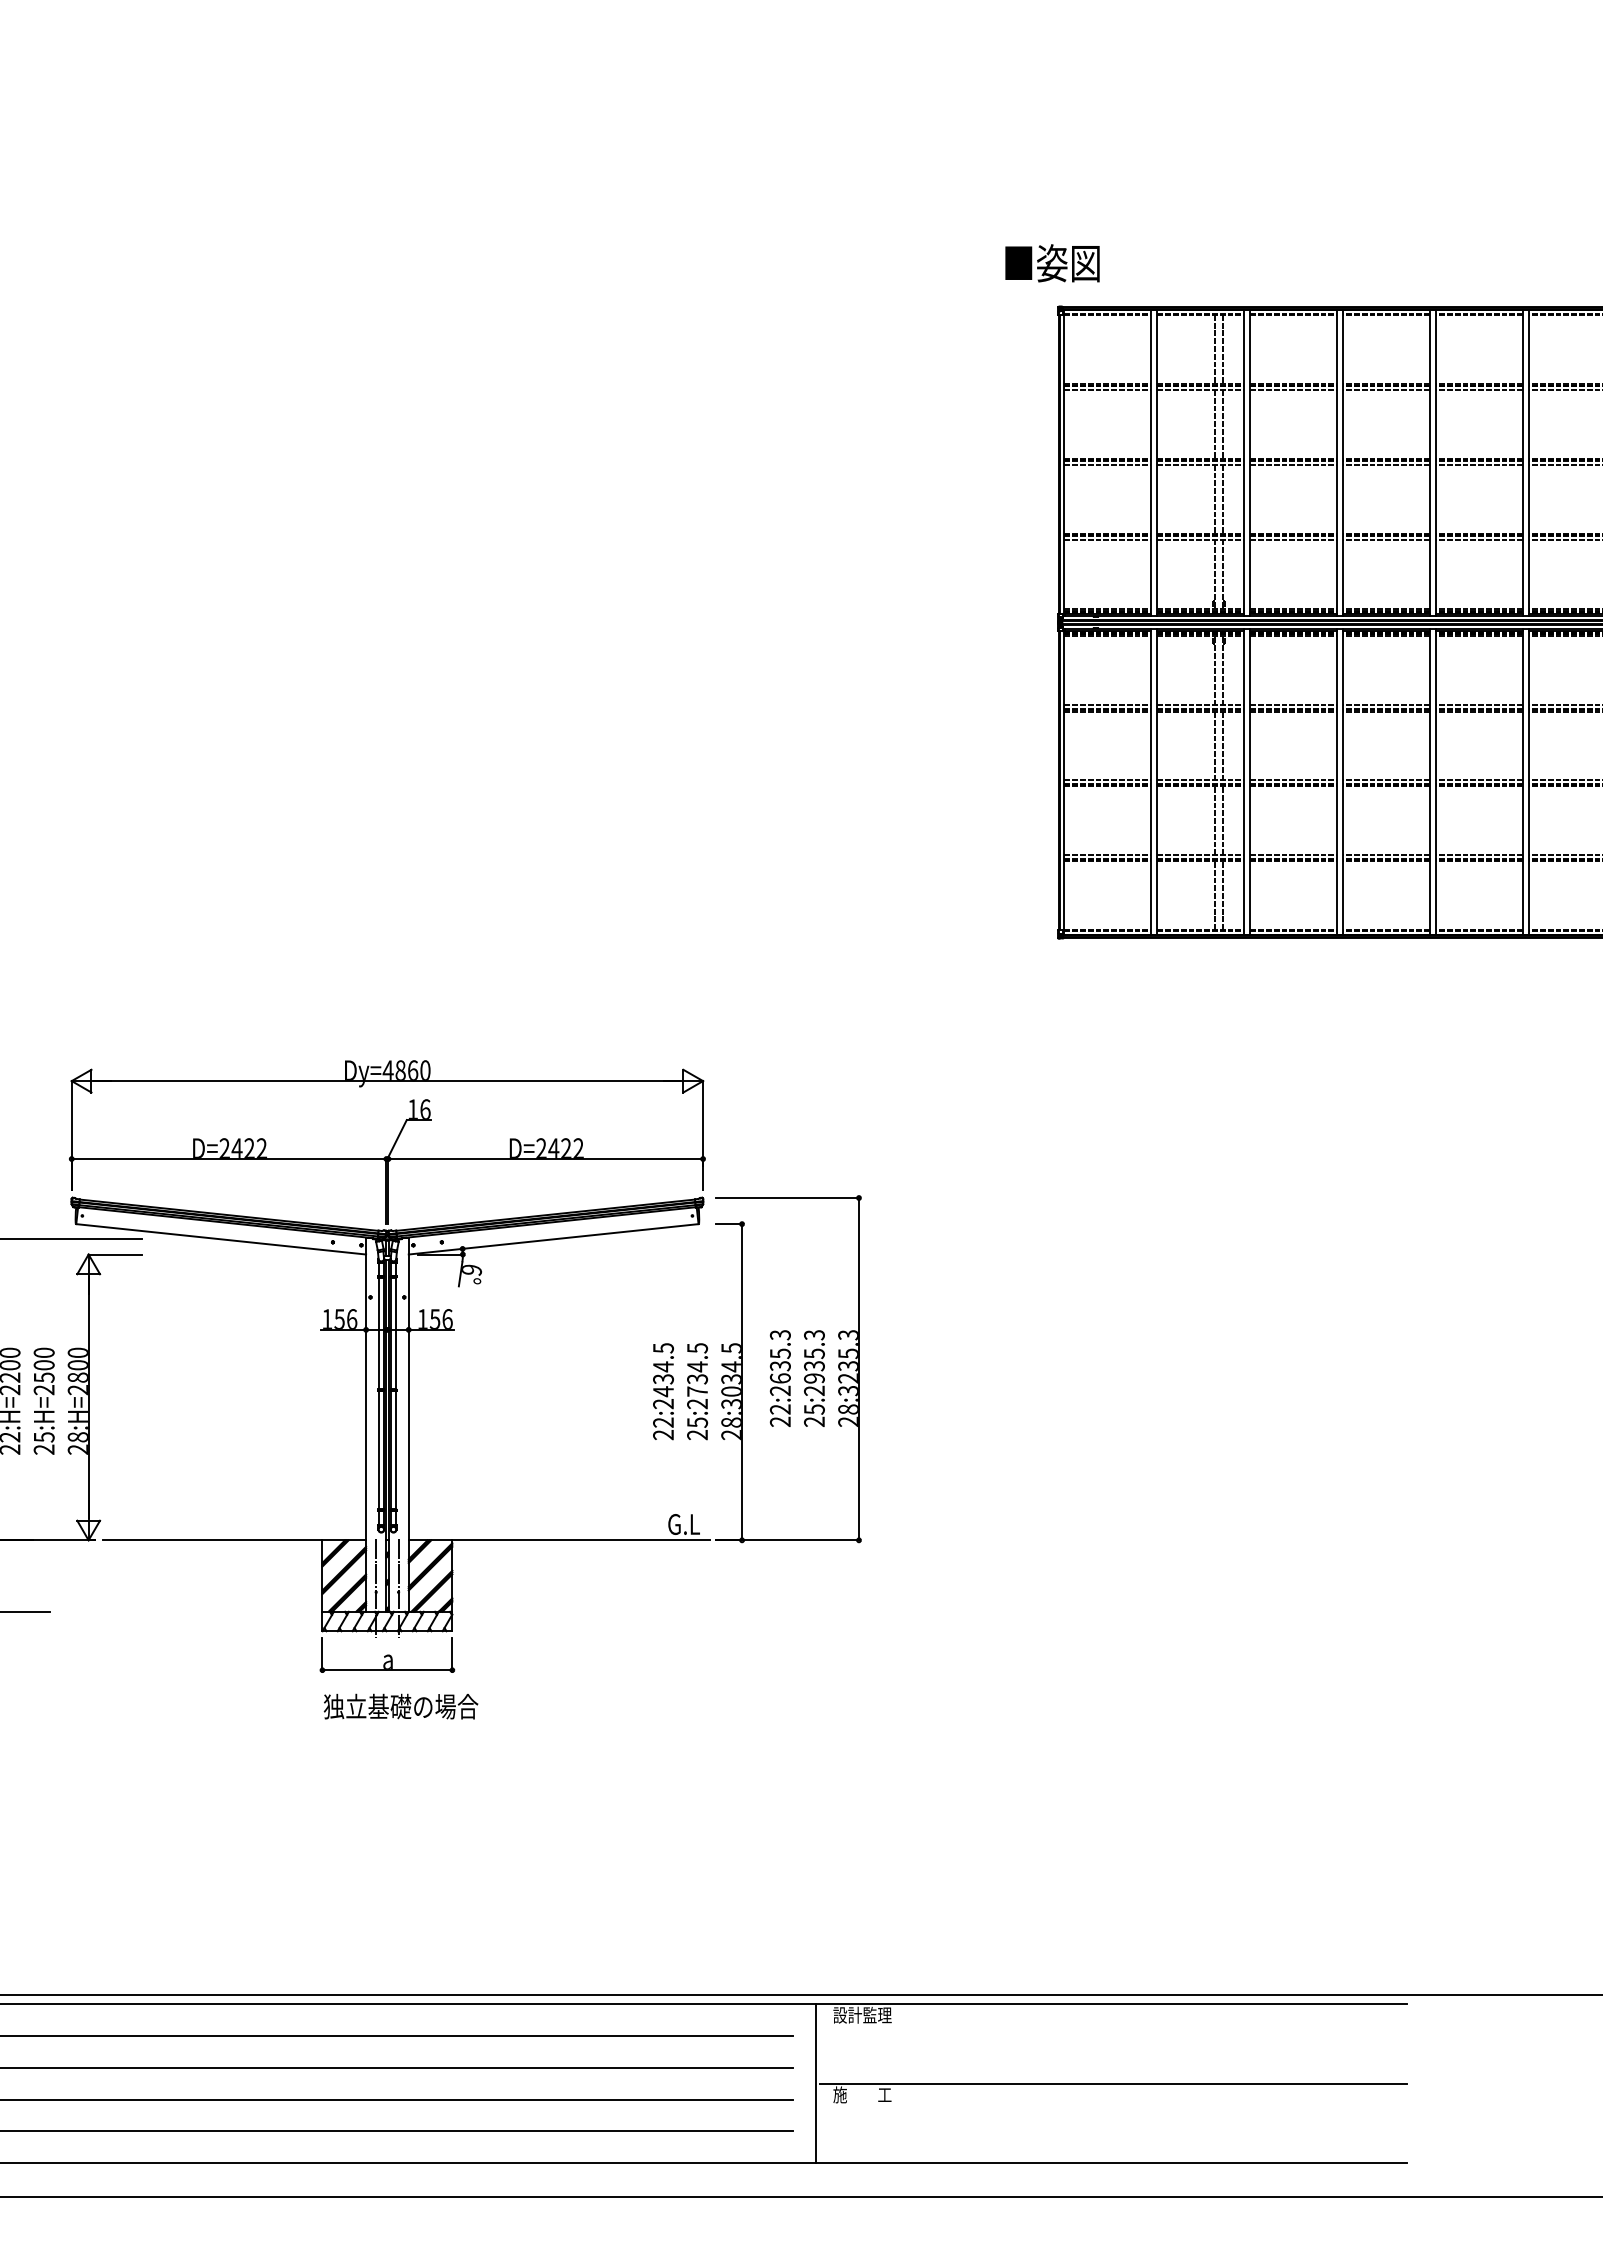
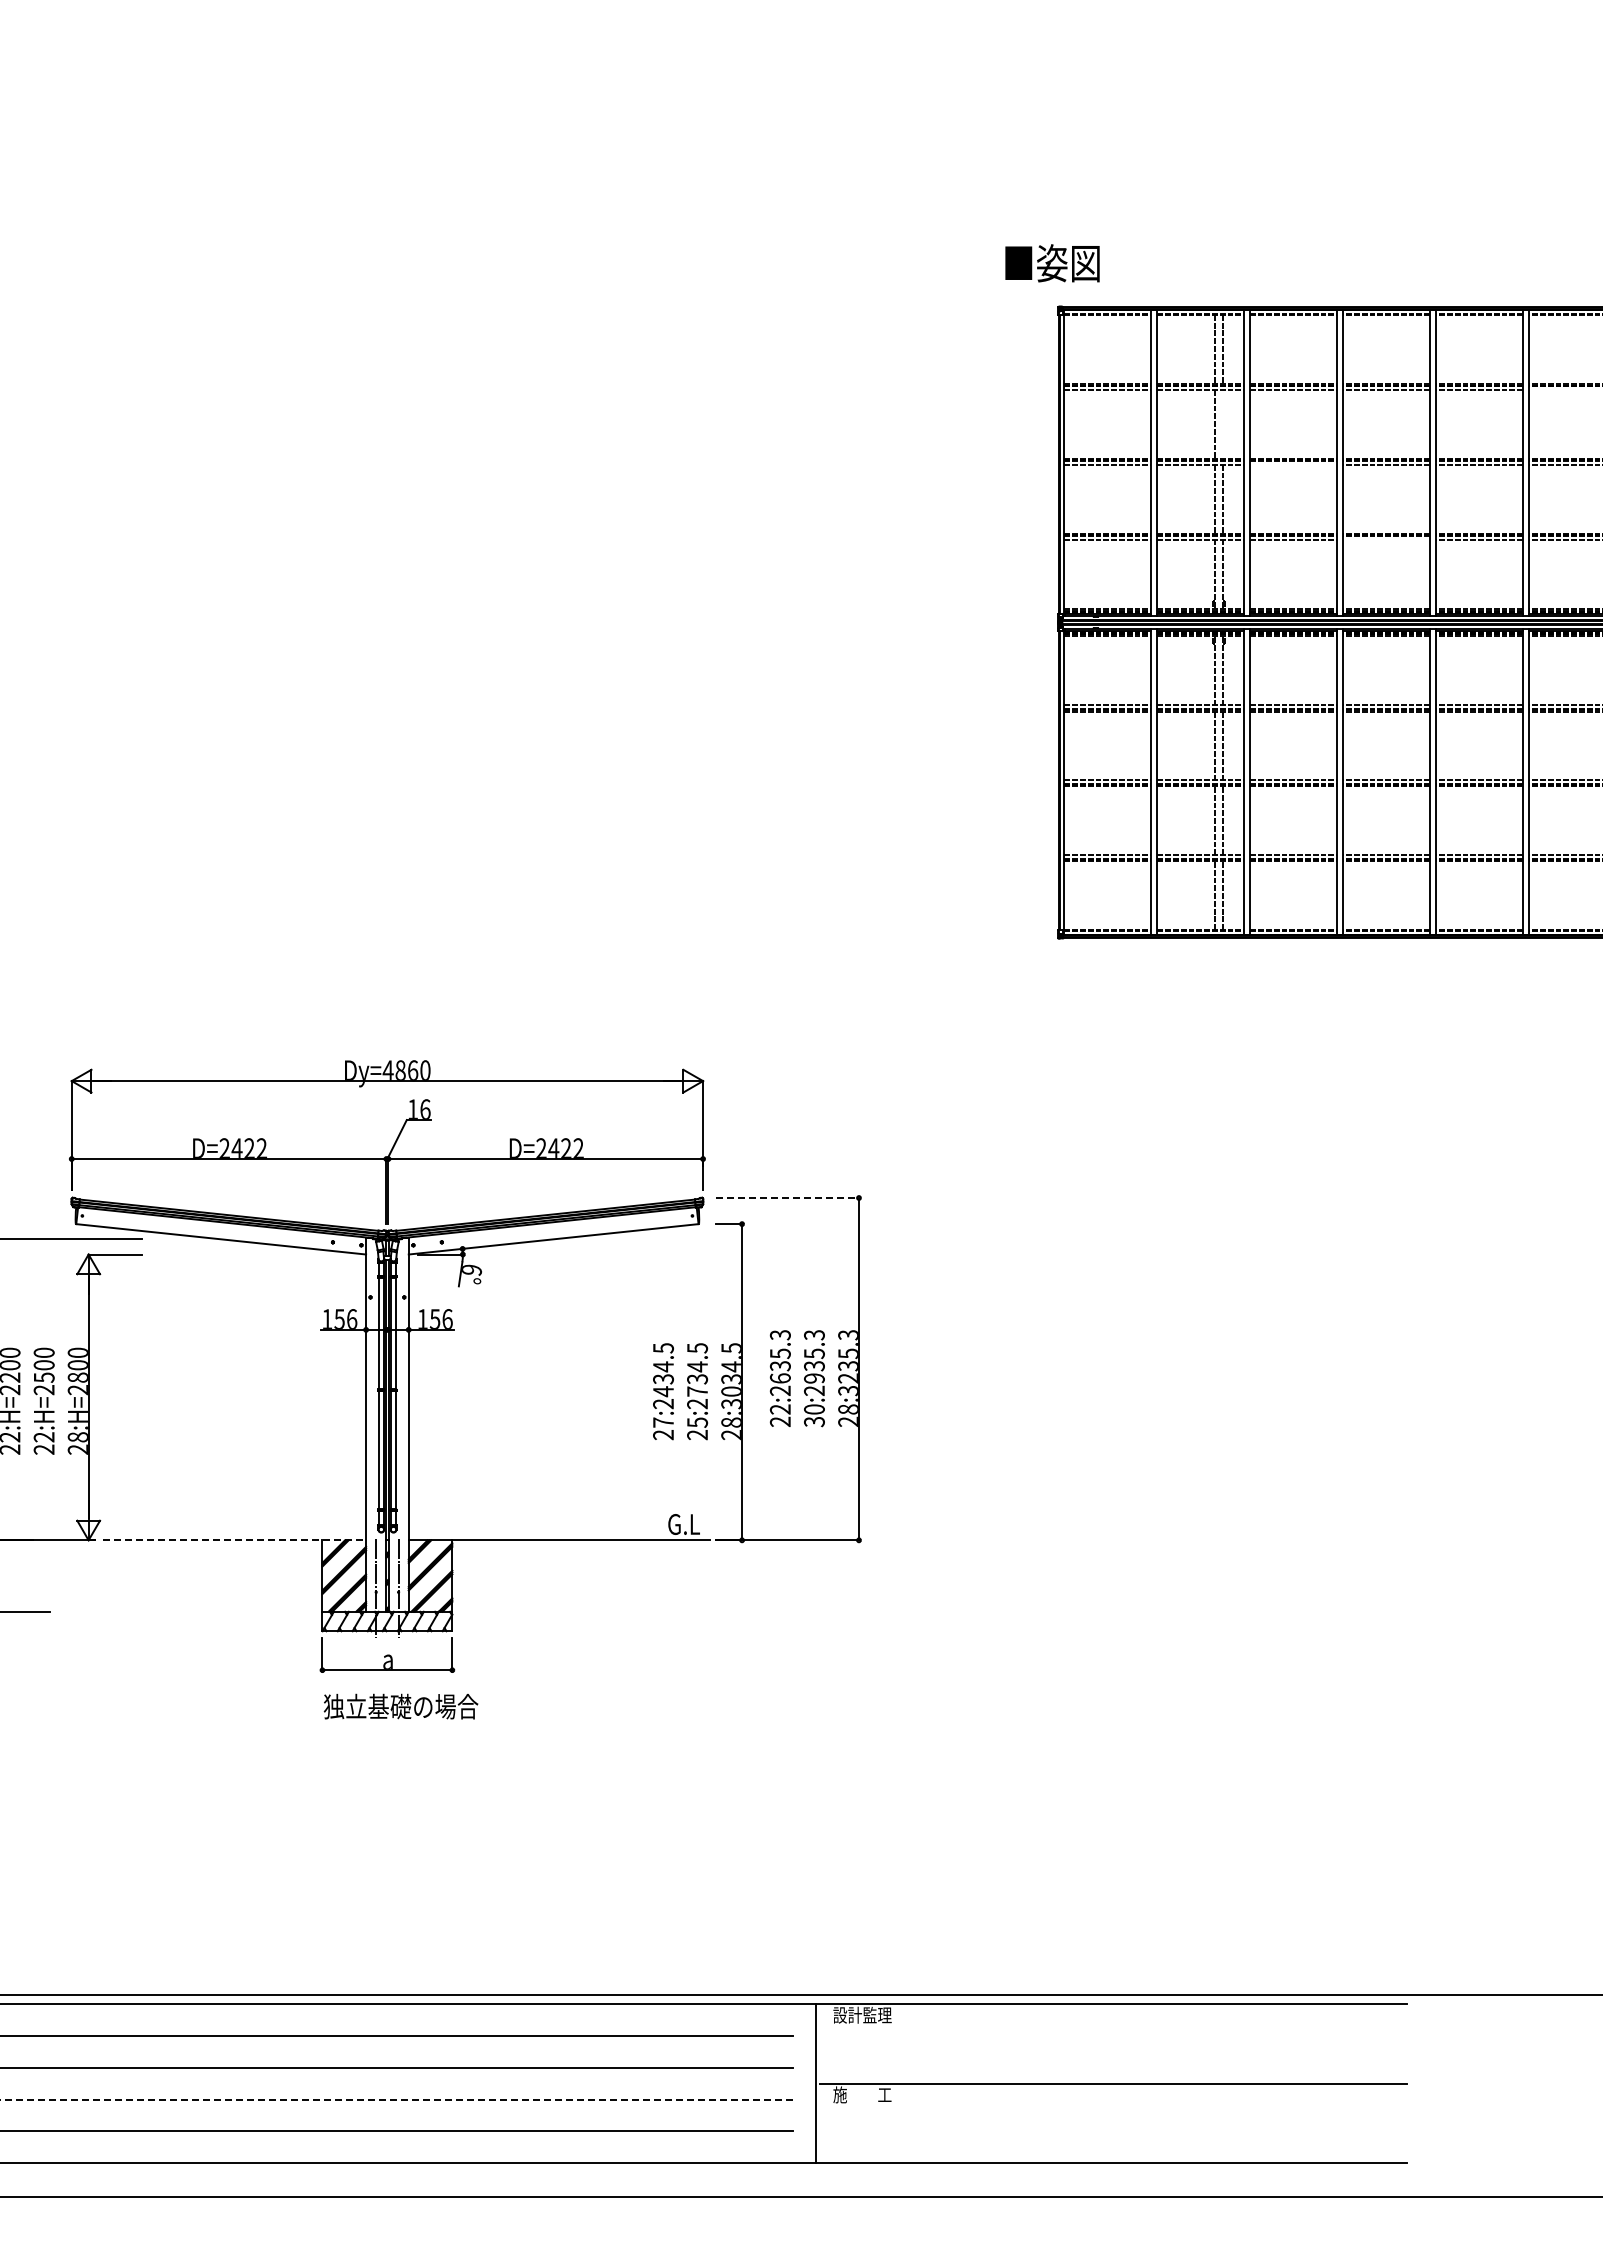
line: present -> none (1564, 389)
line: present -> none (1222, 423)
line: present -> none (1293, 464)
line: present -> none (1386, 539)
line: solid -> dashed (788, 1198)
text: 25:2935.3 -> 30:2935.3 (814, 1415)
text: 22:2434.5 -> 27:2434.5 (663, 1422)
text: 25:H=2500 -> 22:H=2500 (43, 1437)
line: solid -> dashed (235, 1540)
line: solid -> dashed (396, 2099)
